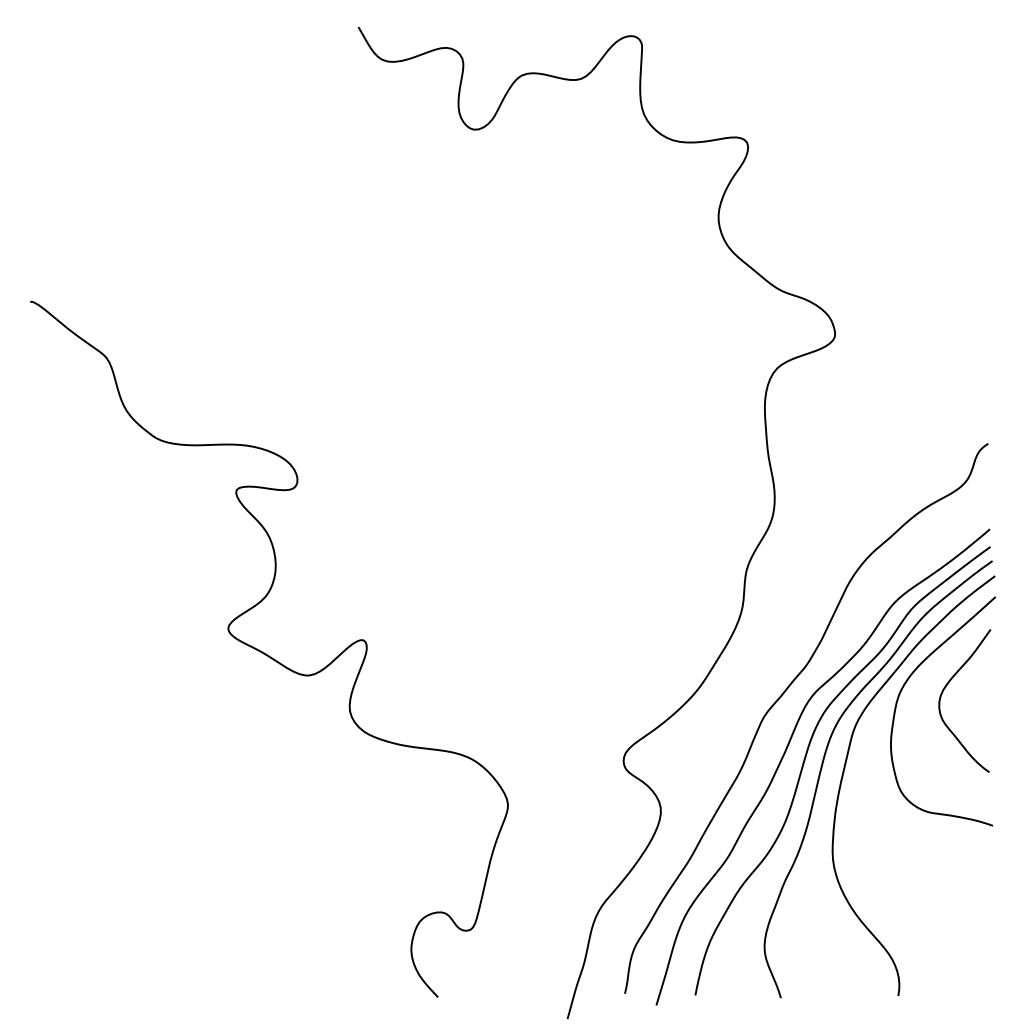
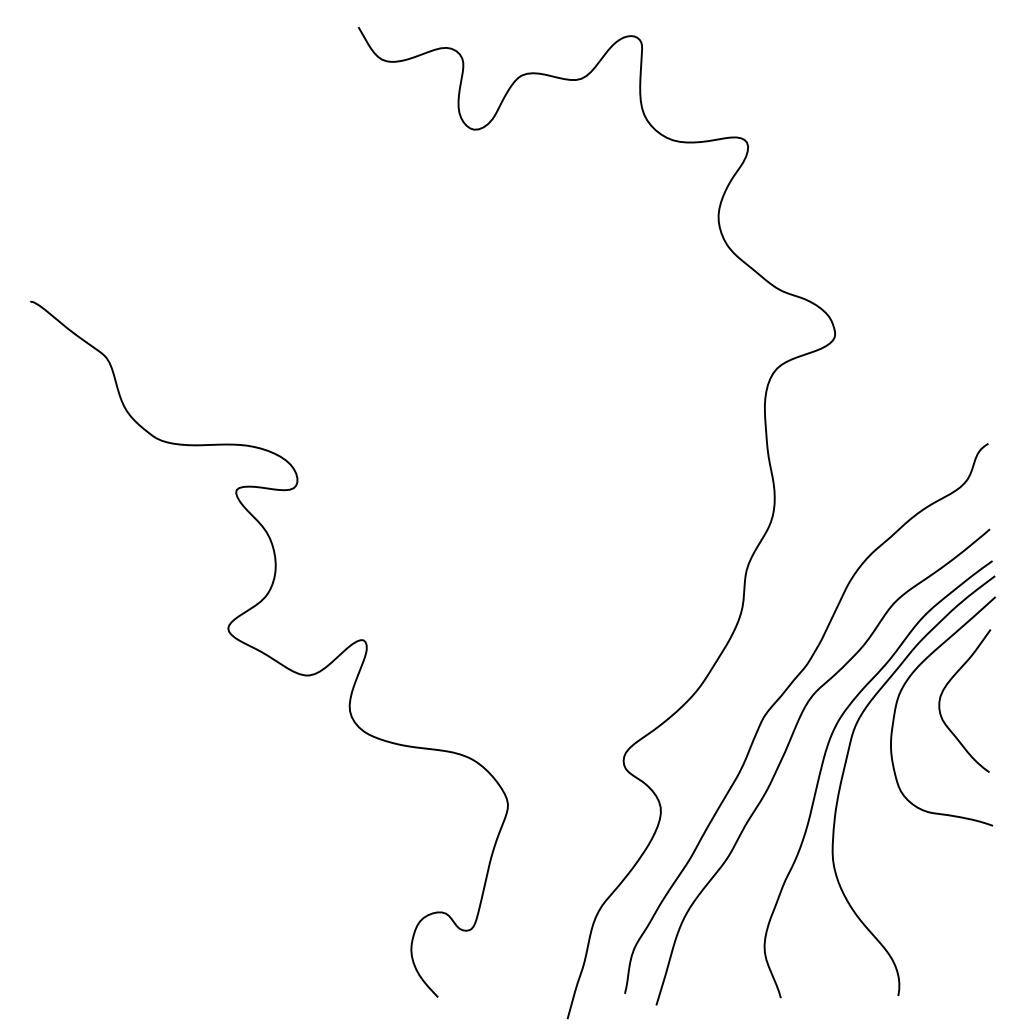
curve: present -> none (806, 757)
